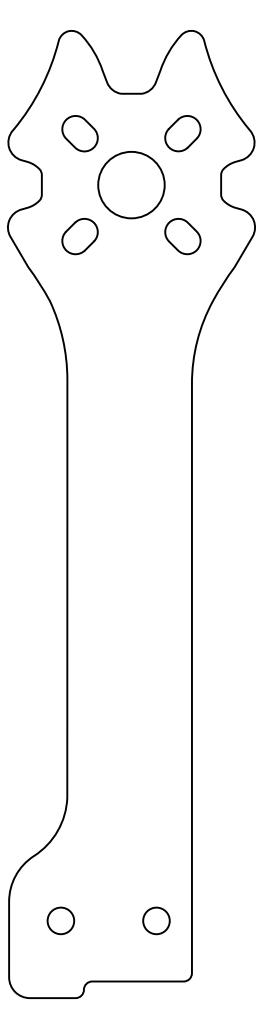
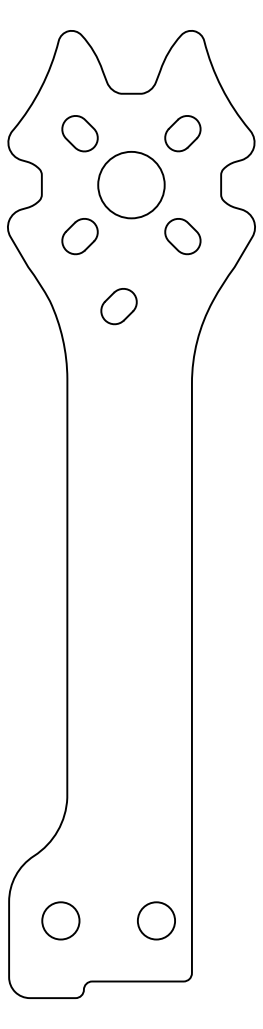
part: none -> present (118, 306)
circle diameter: 27 px -> 37 px (60, 920)
circle diameter: 27 px -> 37 px (156, 920)
